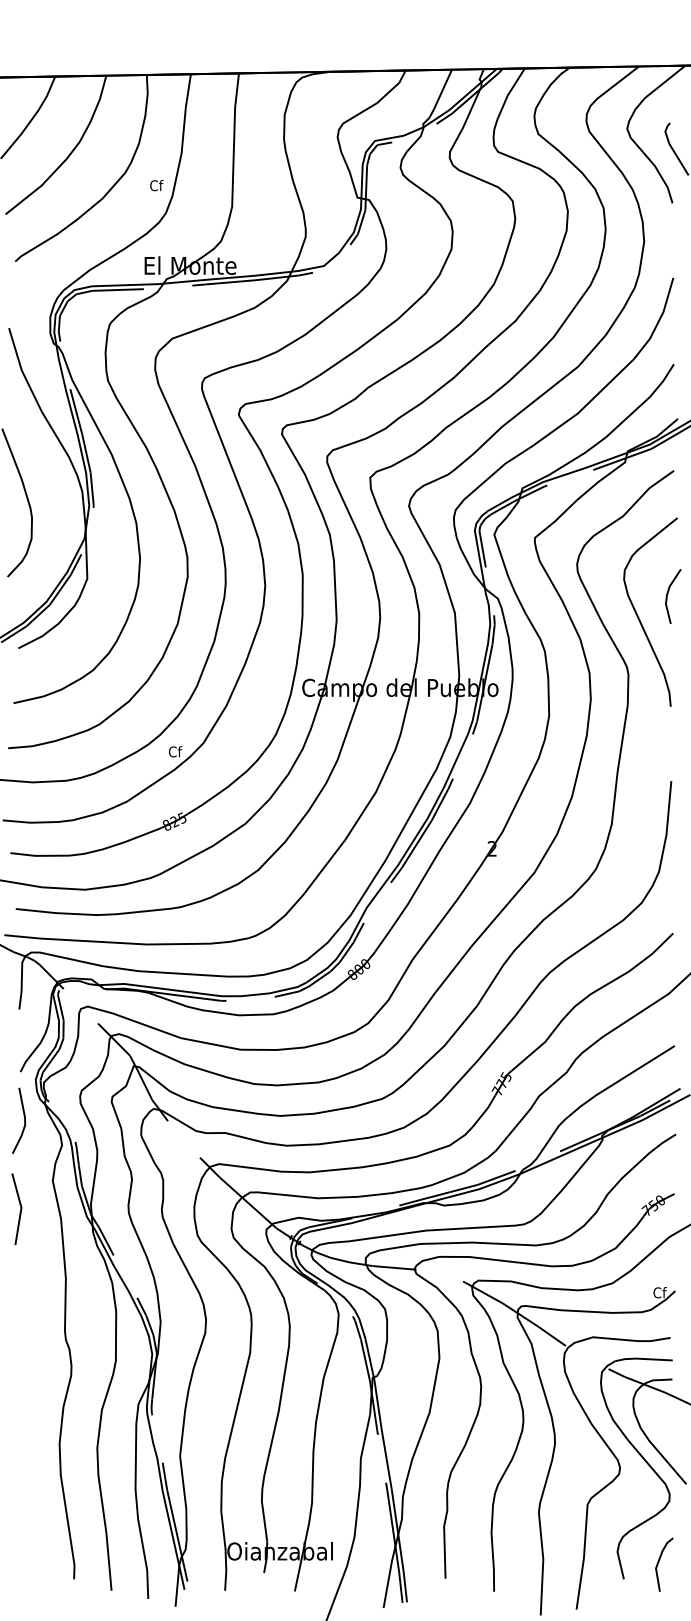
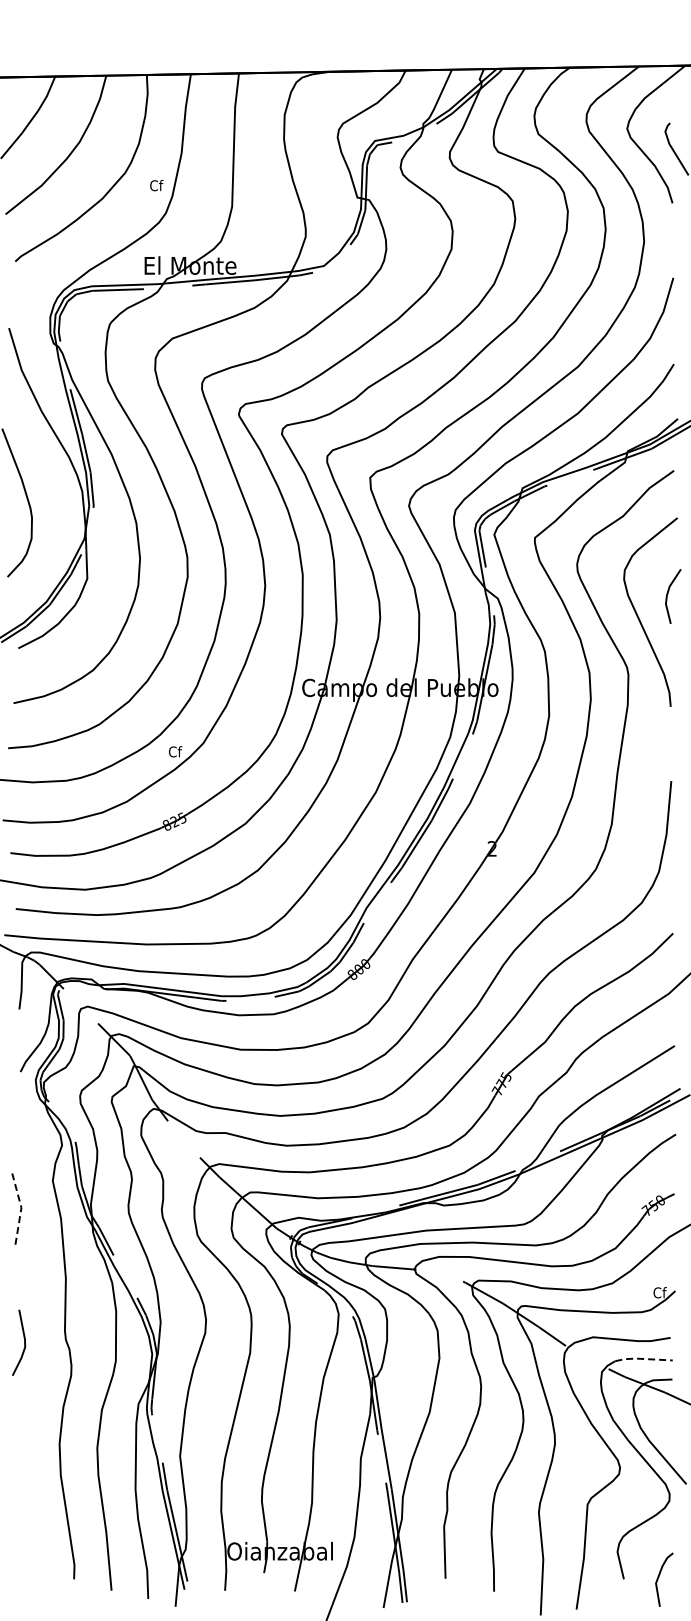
line position: (24, 1120) -> (24, 1342) (24, 1342)
line: solid -> dashed (21, 1208)
line: solid -> dashed (643, 1358)
line position: (659, 1562) -> (659, 1577) (659, 1577)
